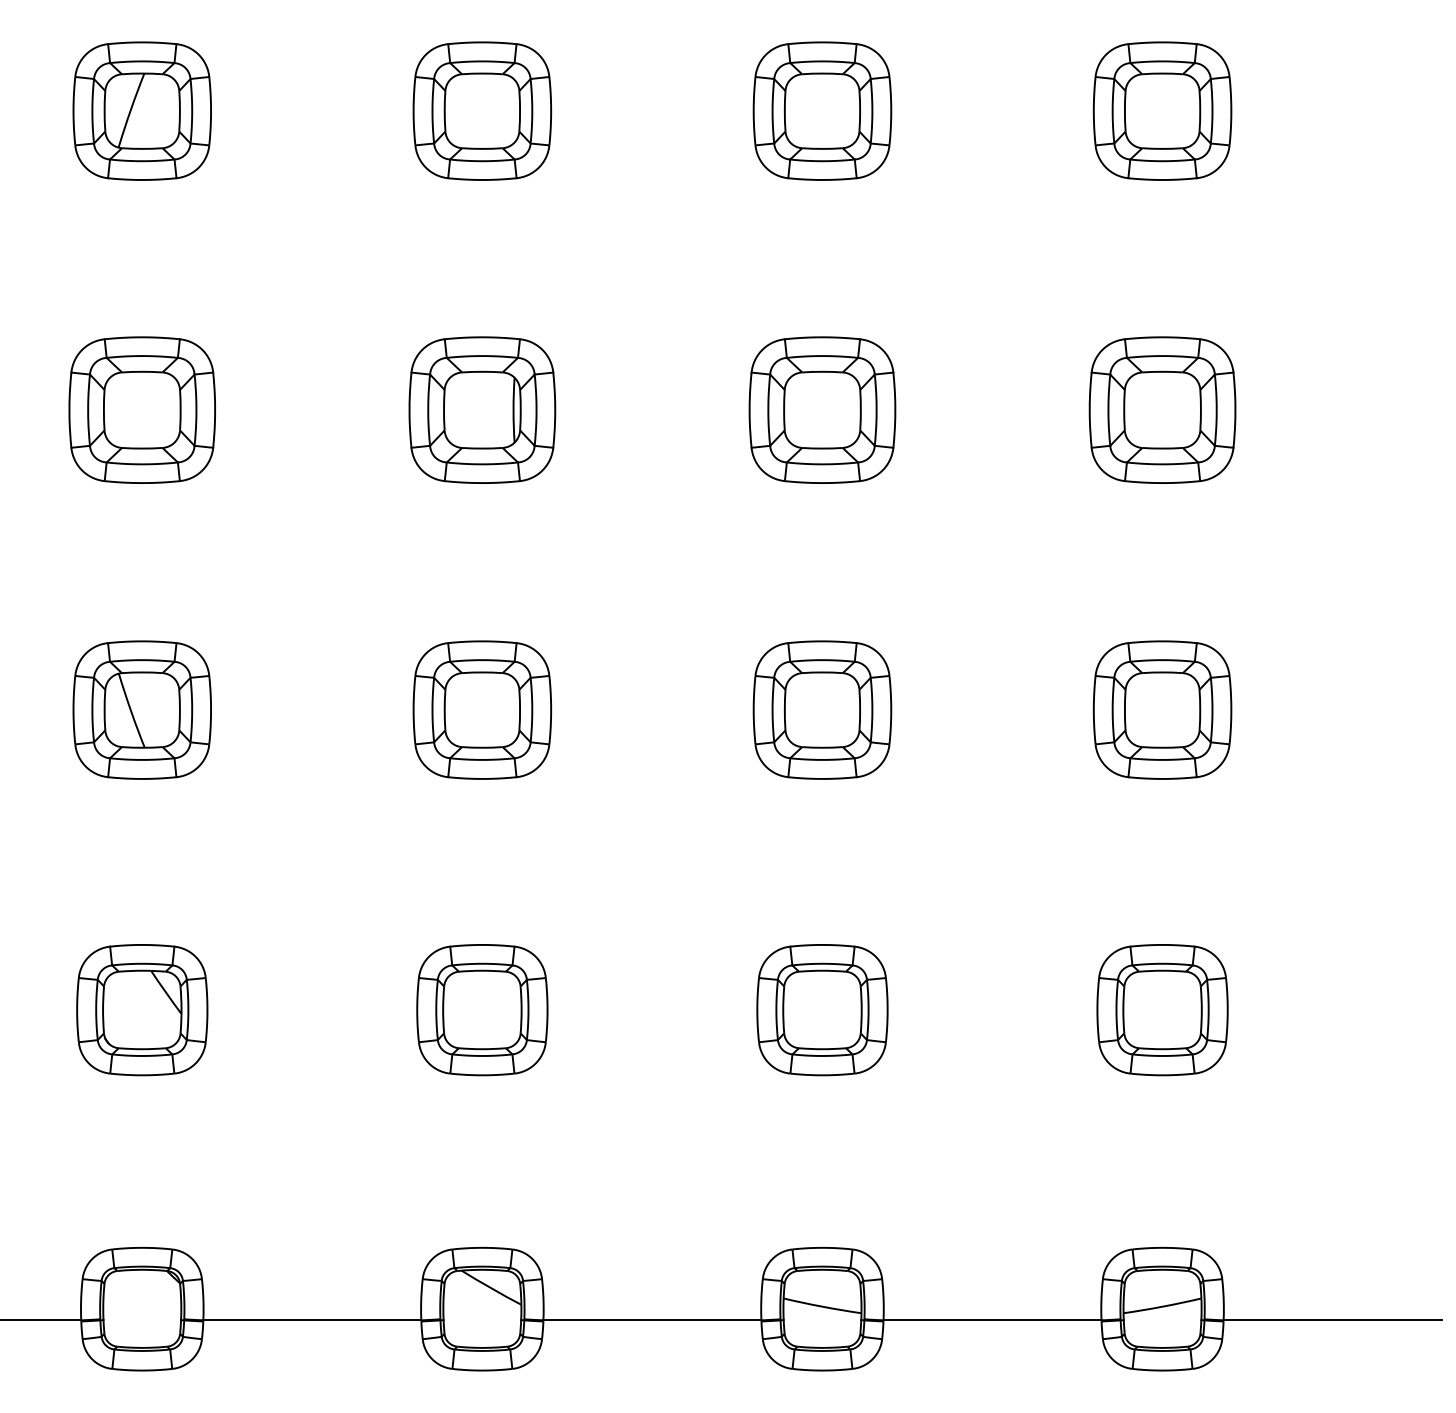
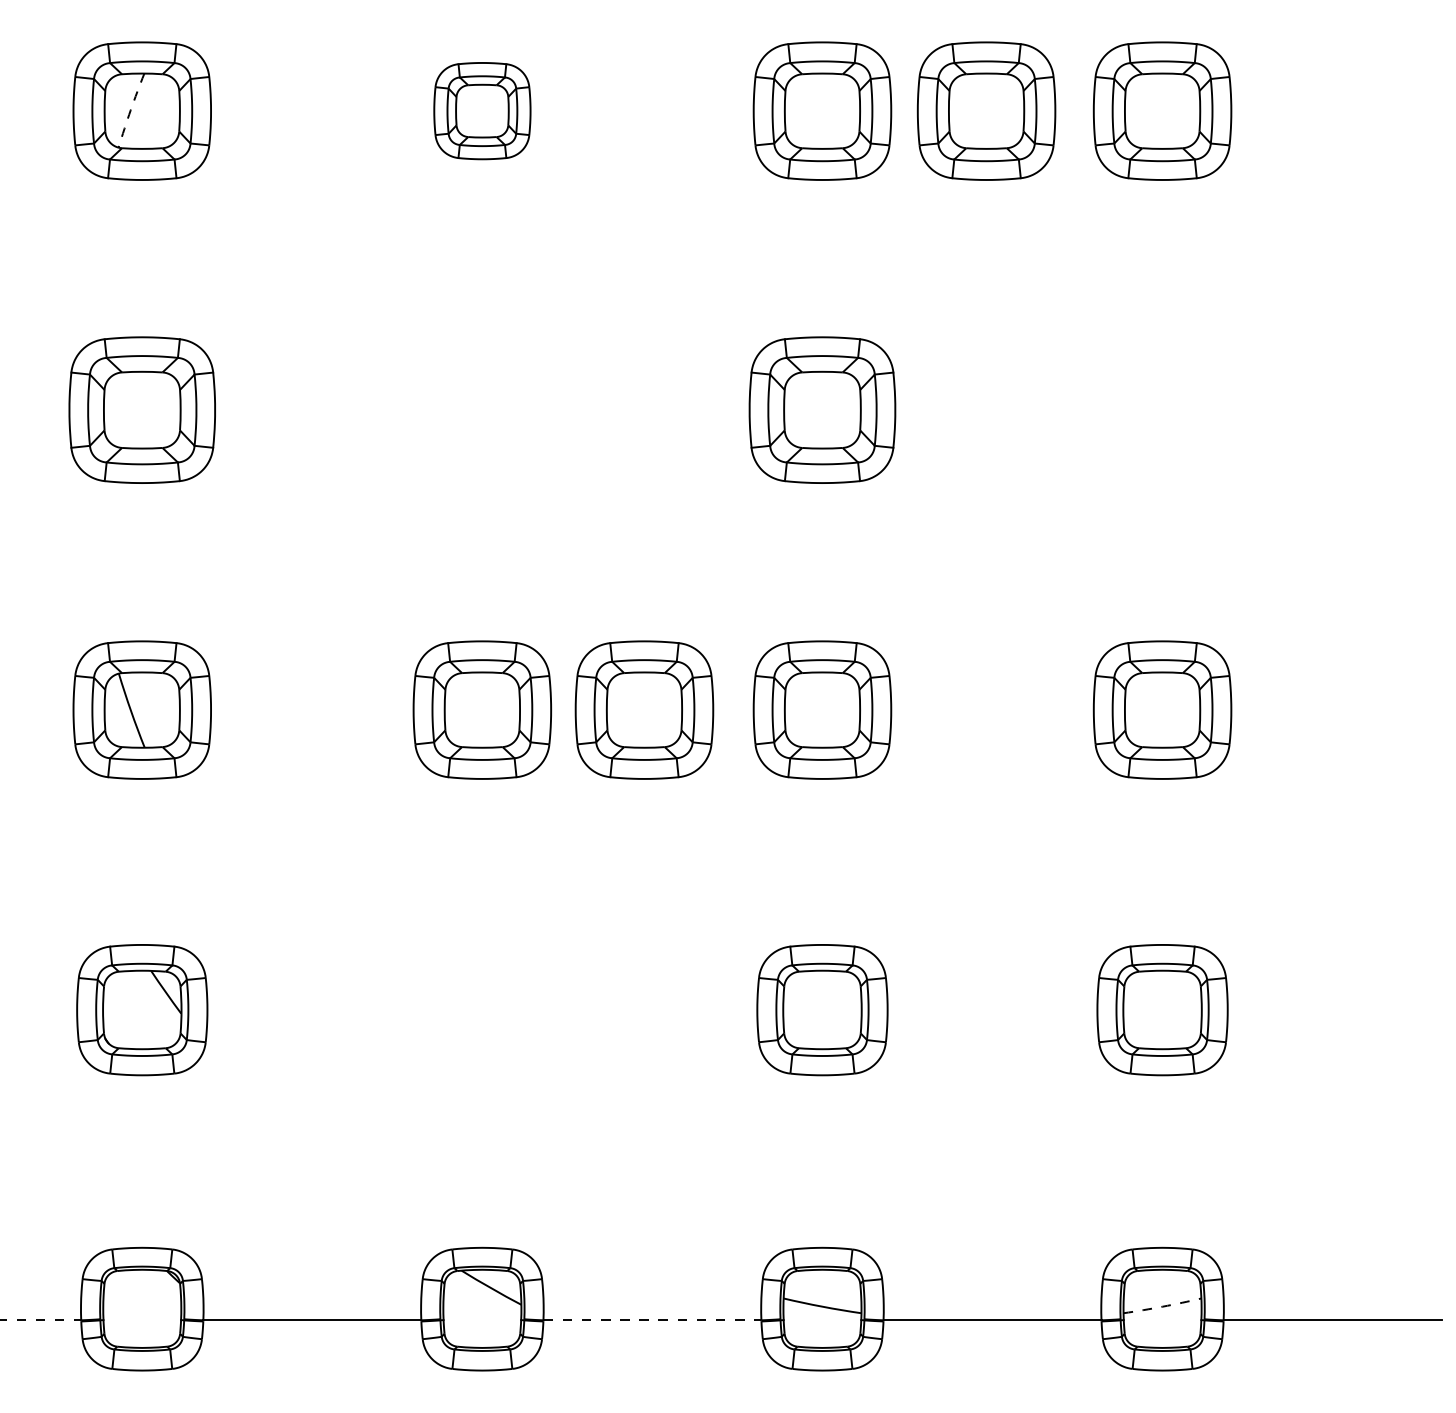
arc: solid -> dashed (130, 110)
part size: 141x140 px -> 99x99 px (482, 111)
part: none -> present (986, 110)
part: present -> none (482, 409)
part: present -> none (1162, 409)
part: none -> present (644, 709)
part: present -> none (482, 1010)
arc: solid -> dashed (1162, 1306)
line: solid -> dashed (41, 1320)
line: solid -> dashed (652, 1320)
